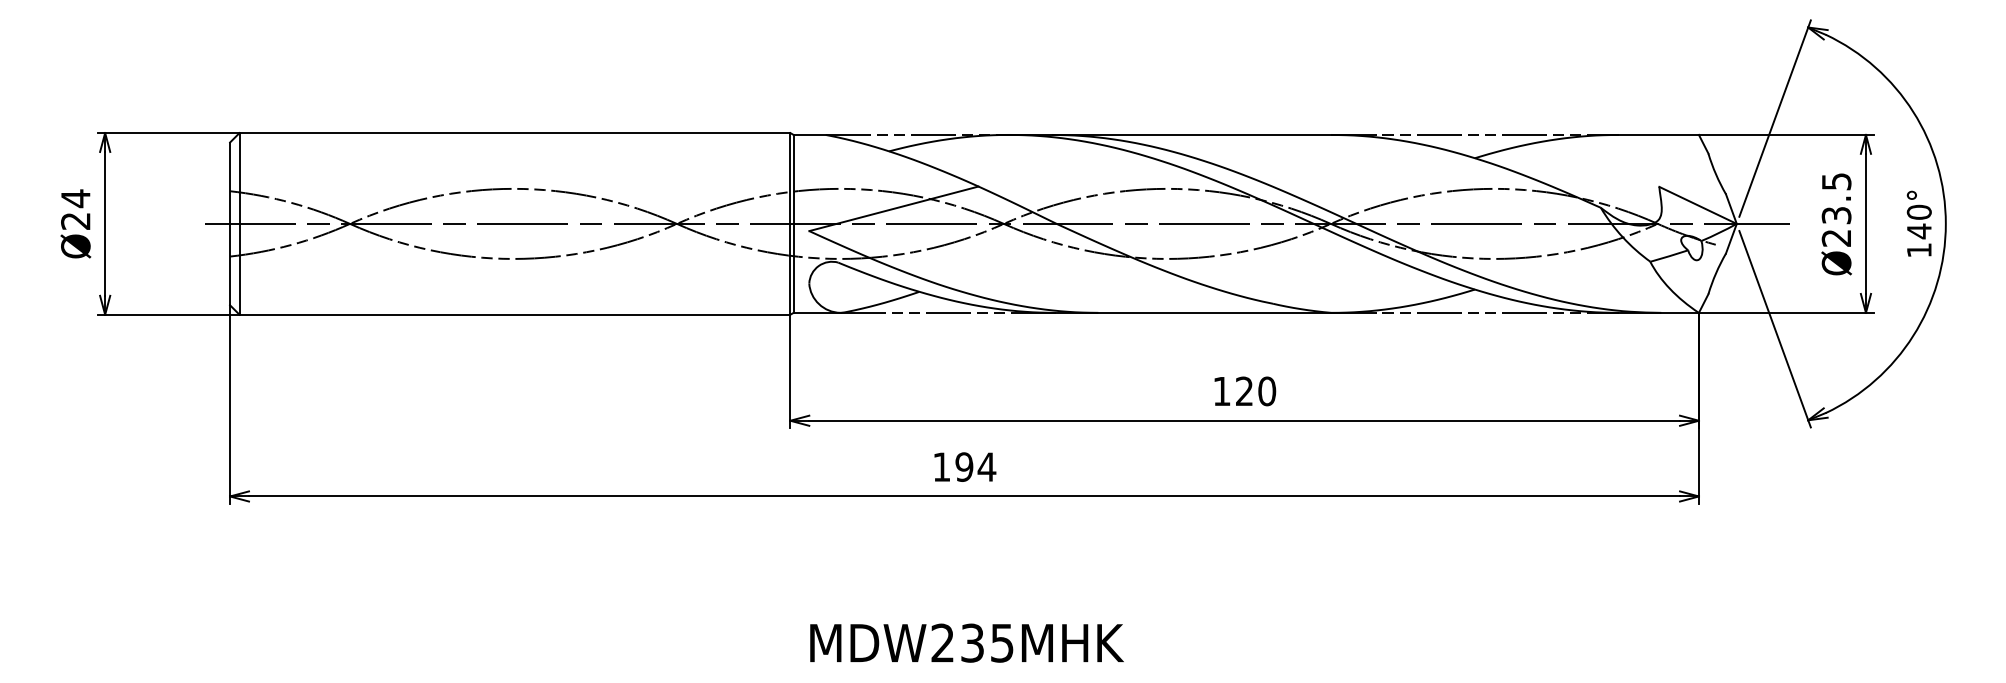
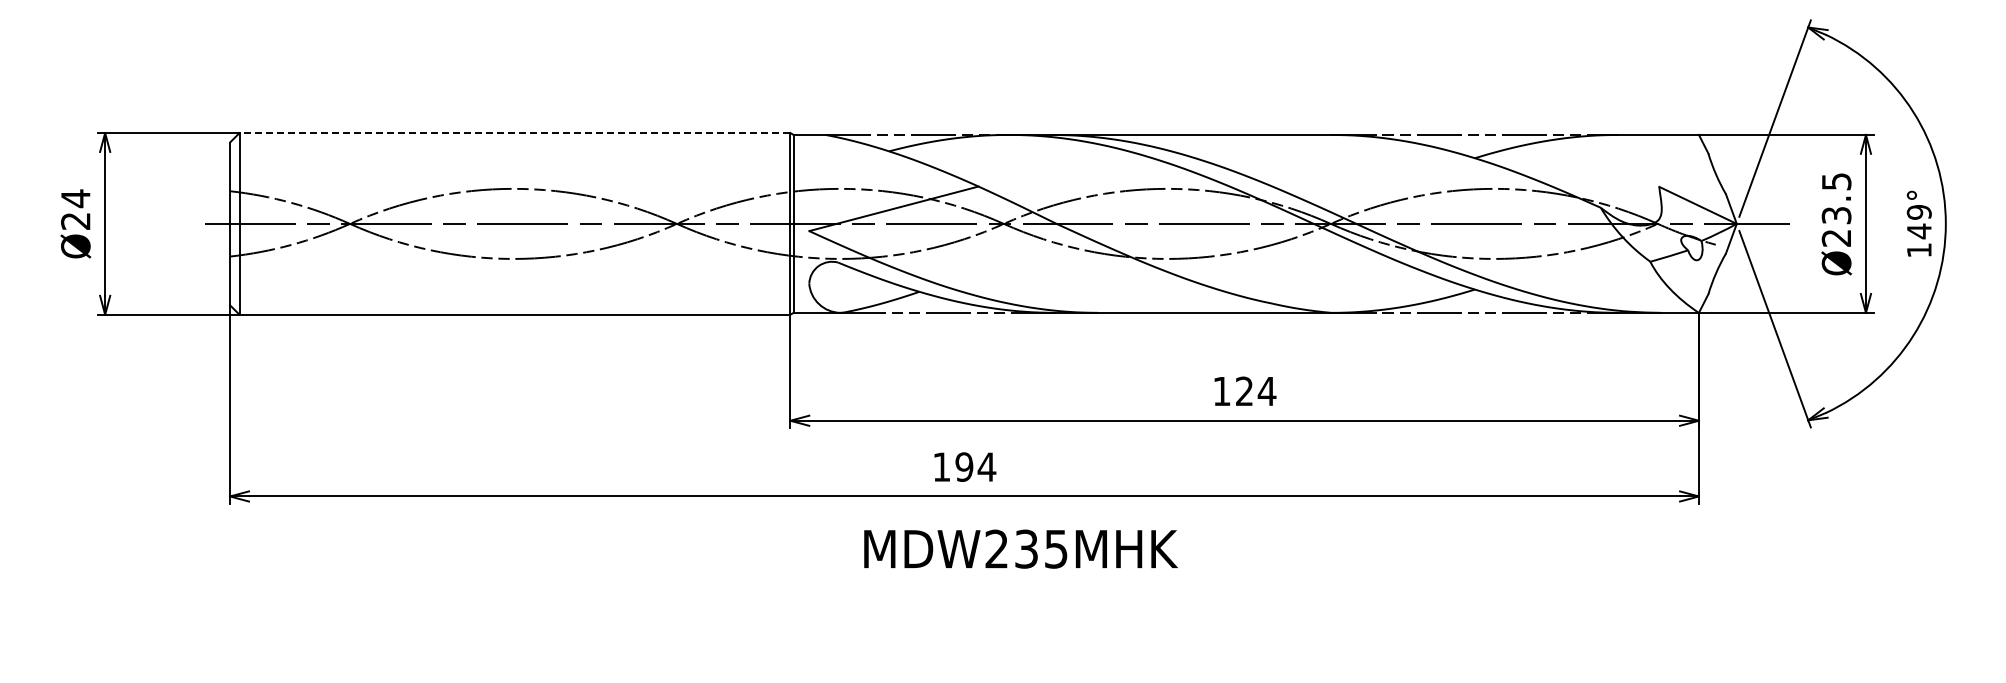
line: solid -> dashed (514, 133)
text: 140° -> 149° (1919, 211)
text: 120 -> 124 (1266, 391)
text position: (966, 642) -> (1020, 548) (1020, 548)
